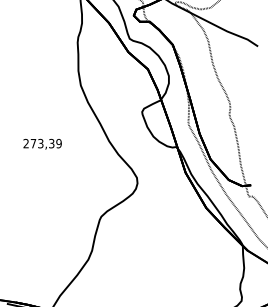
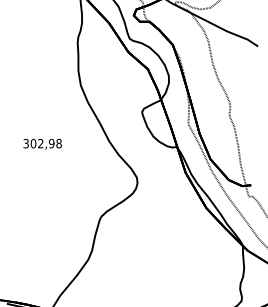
text: 273,39 -> 302,98 (42, 143)
